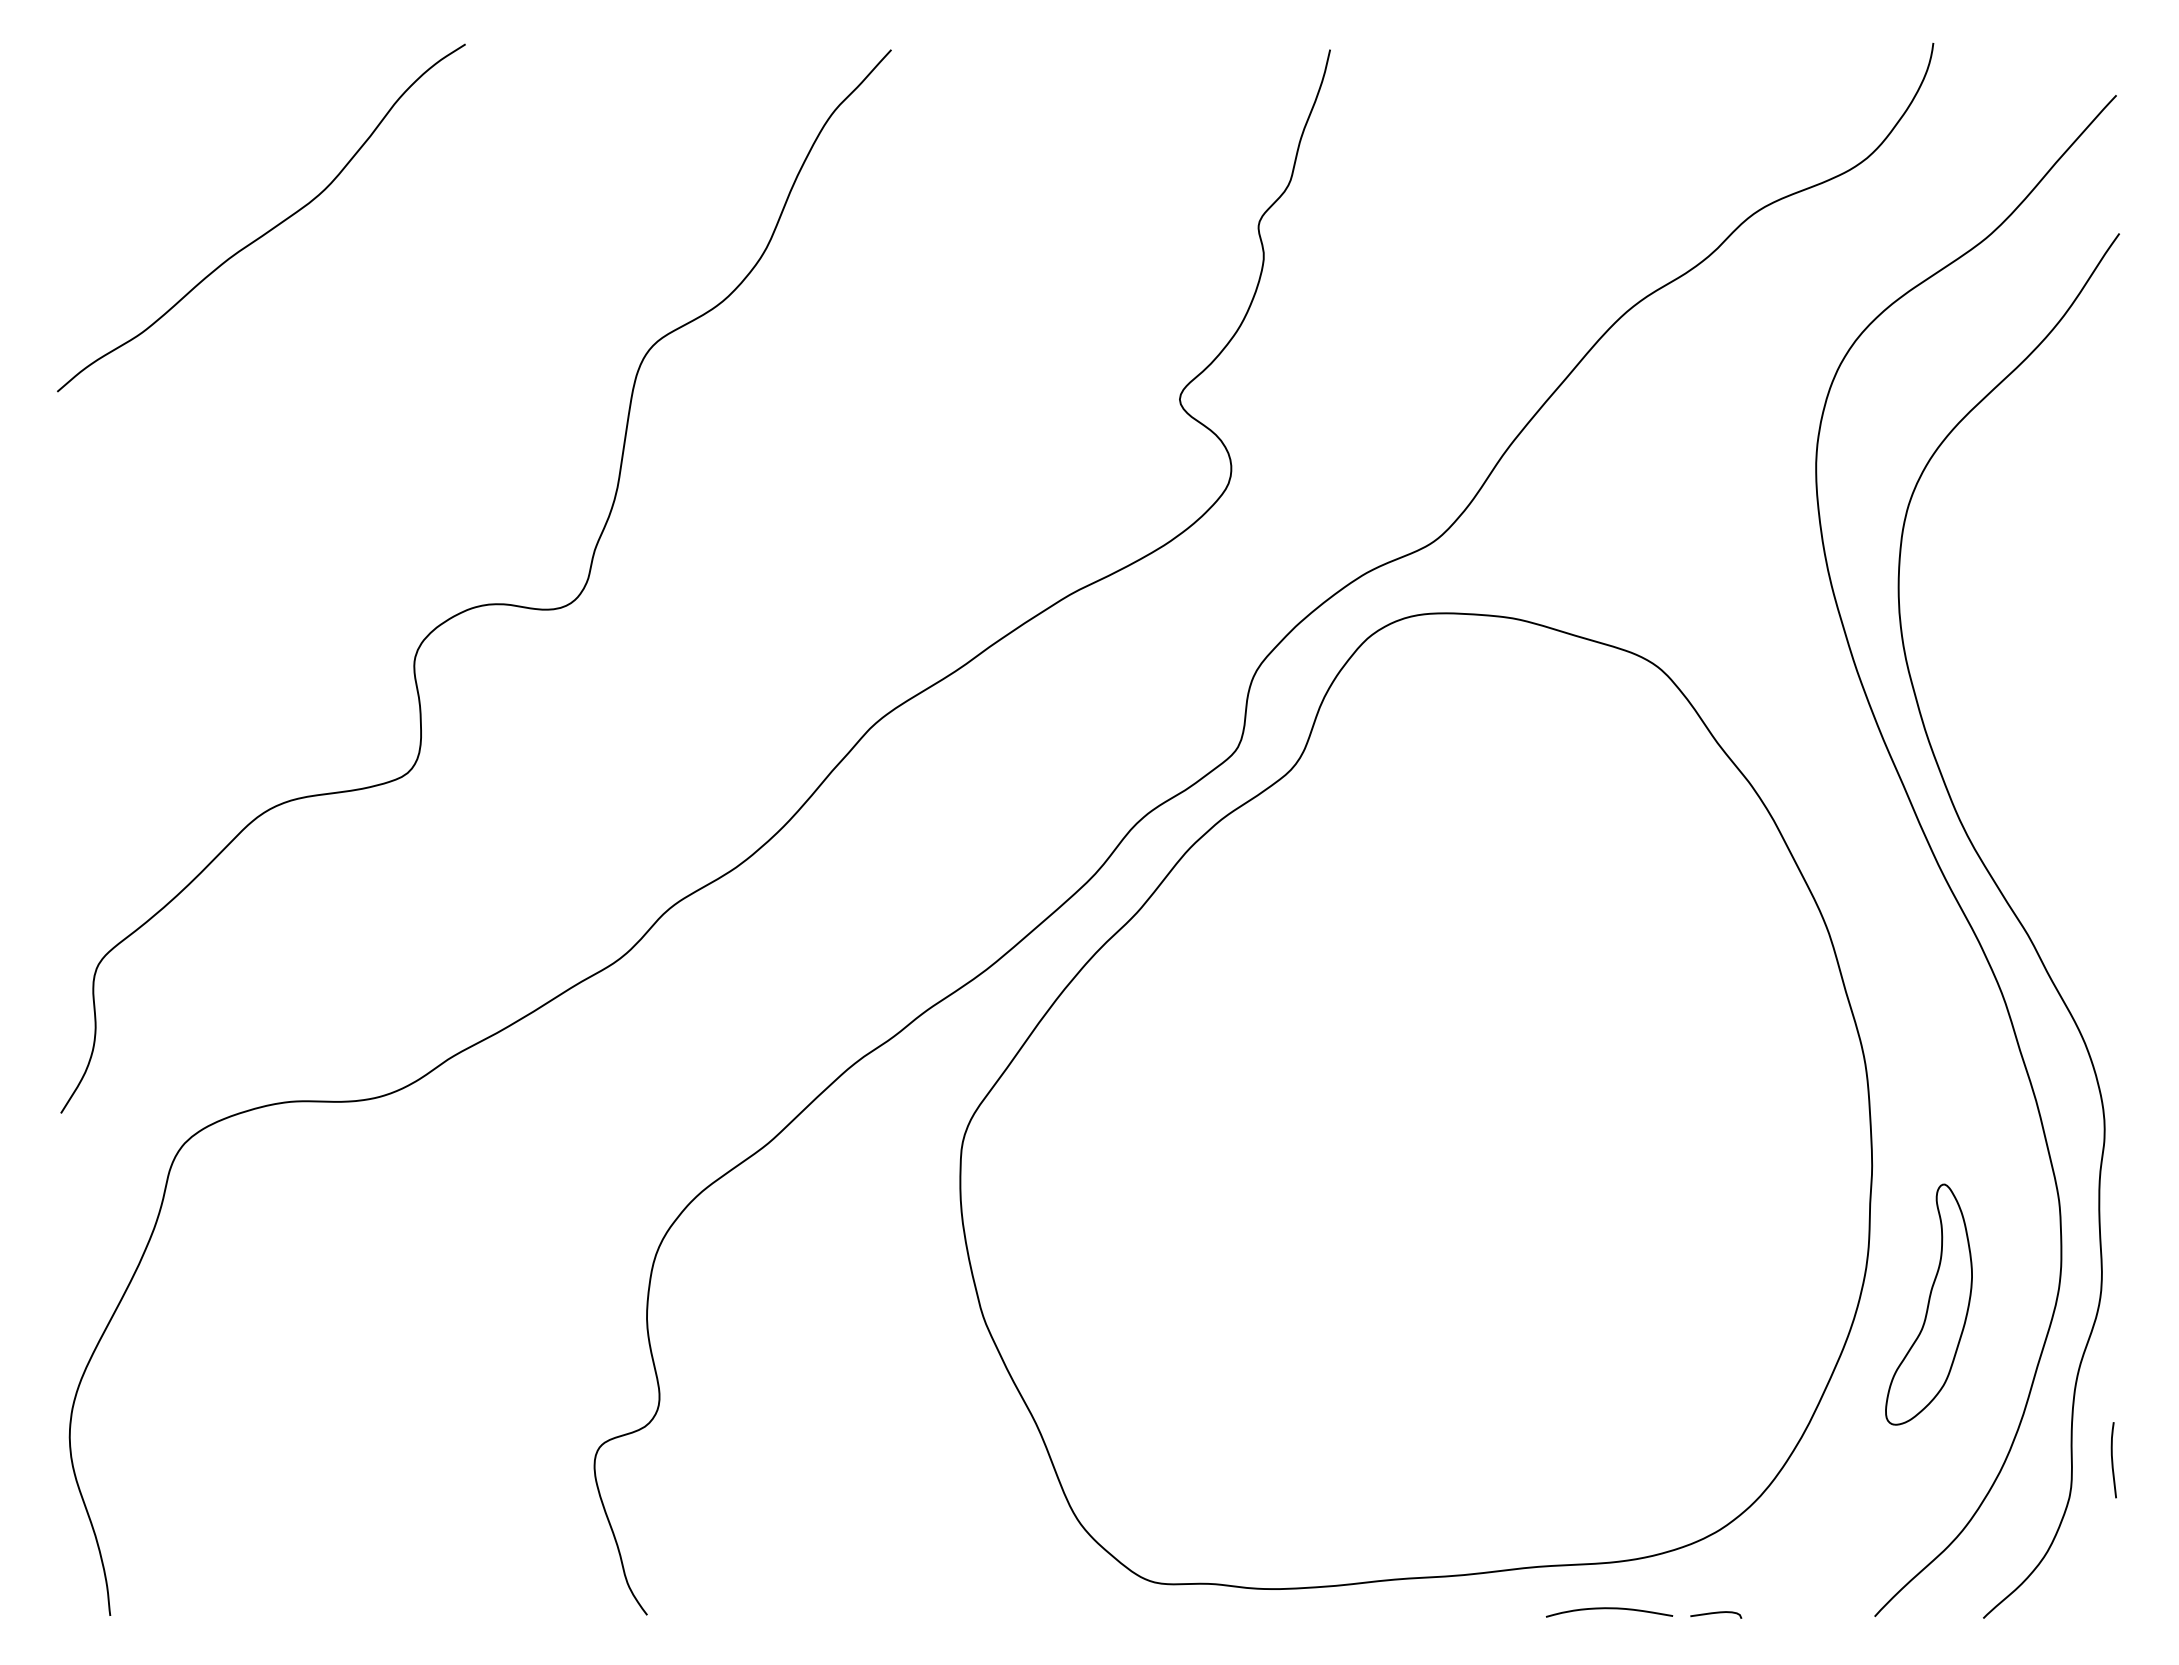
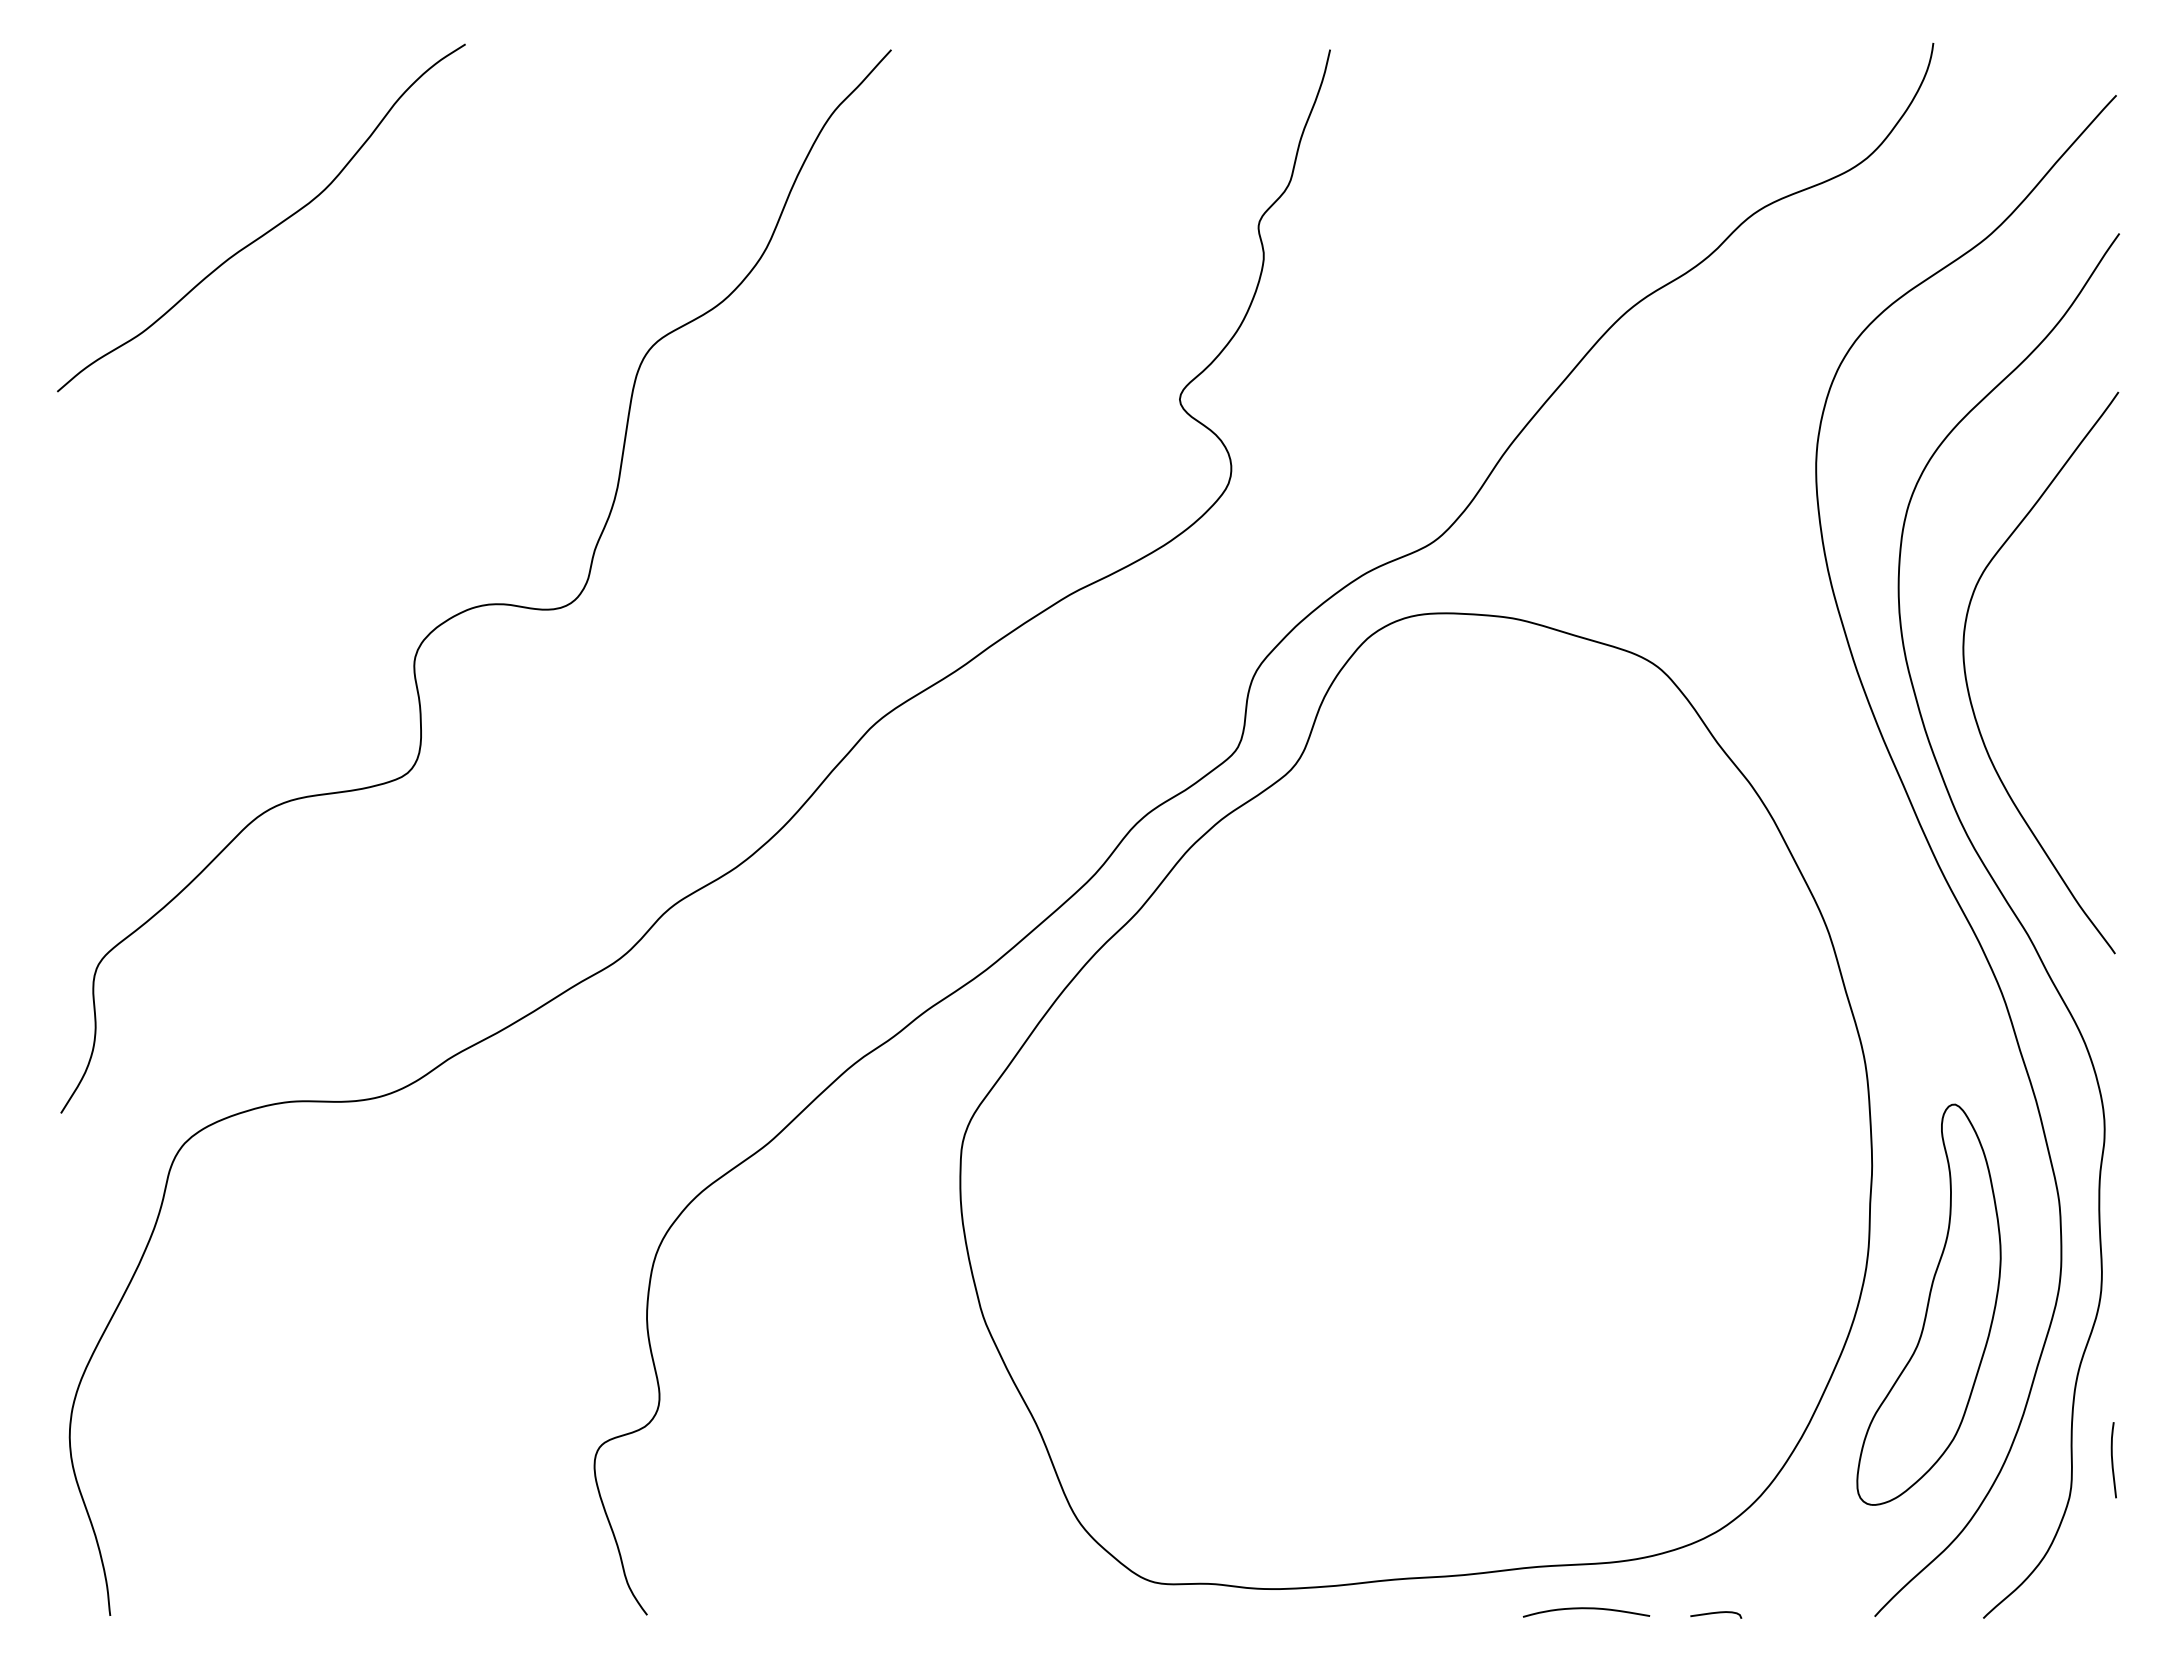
curve: none -> present (1969, 690)
part size: 88x243 px -> 146x403 px (1928, 1304)
curve position: (1609, 1609) -> (1586, 1609) (1586, 1609)
